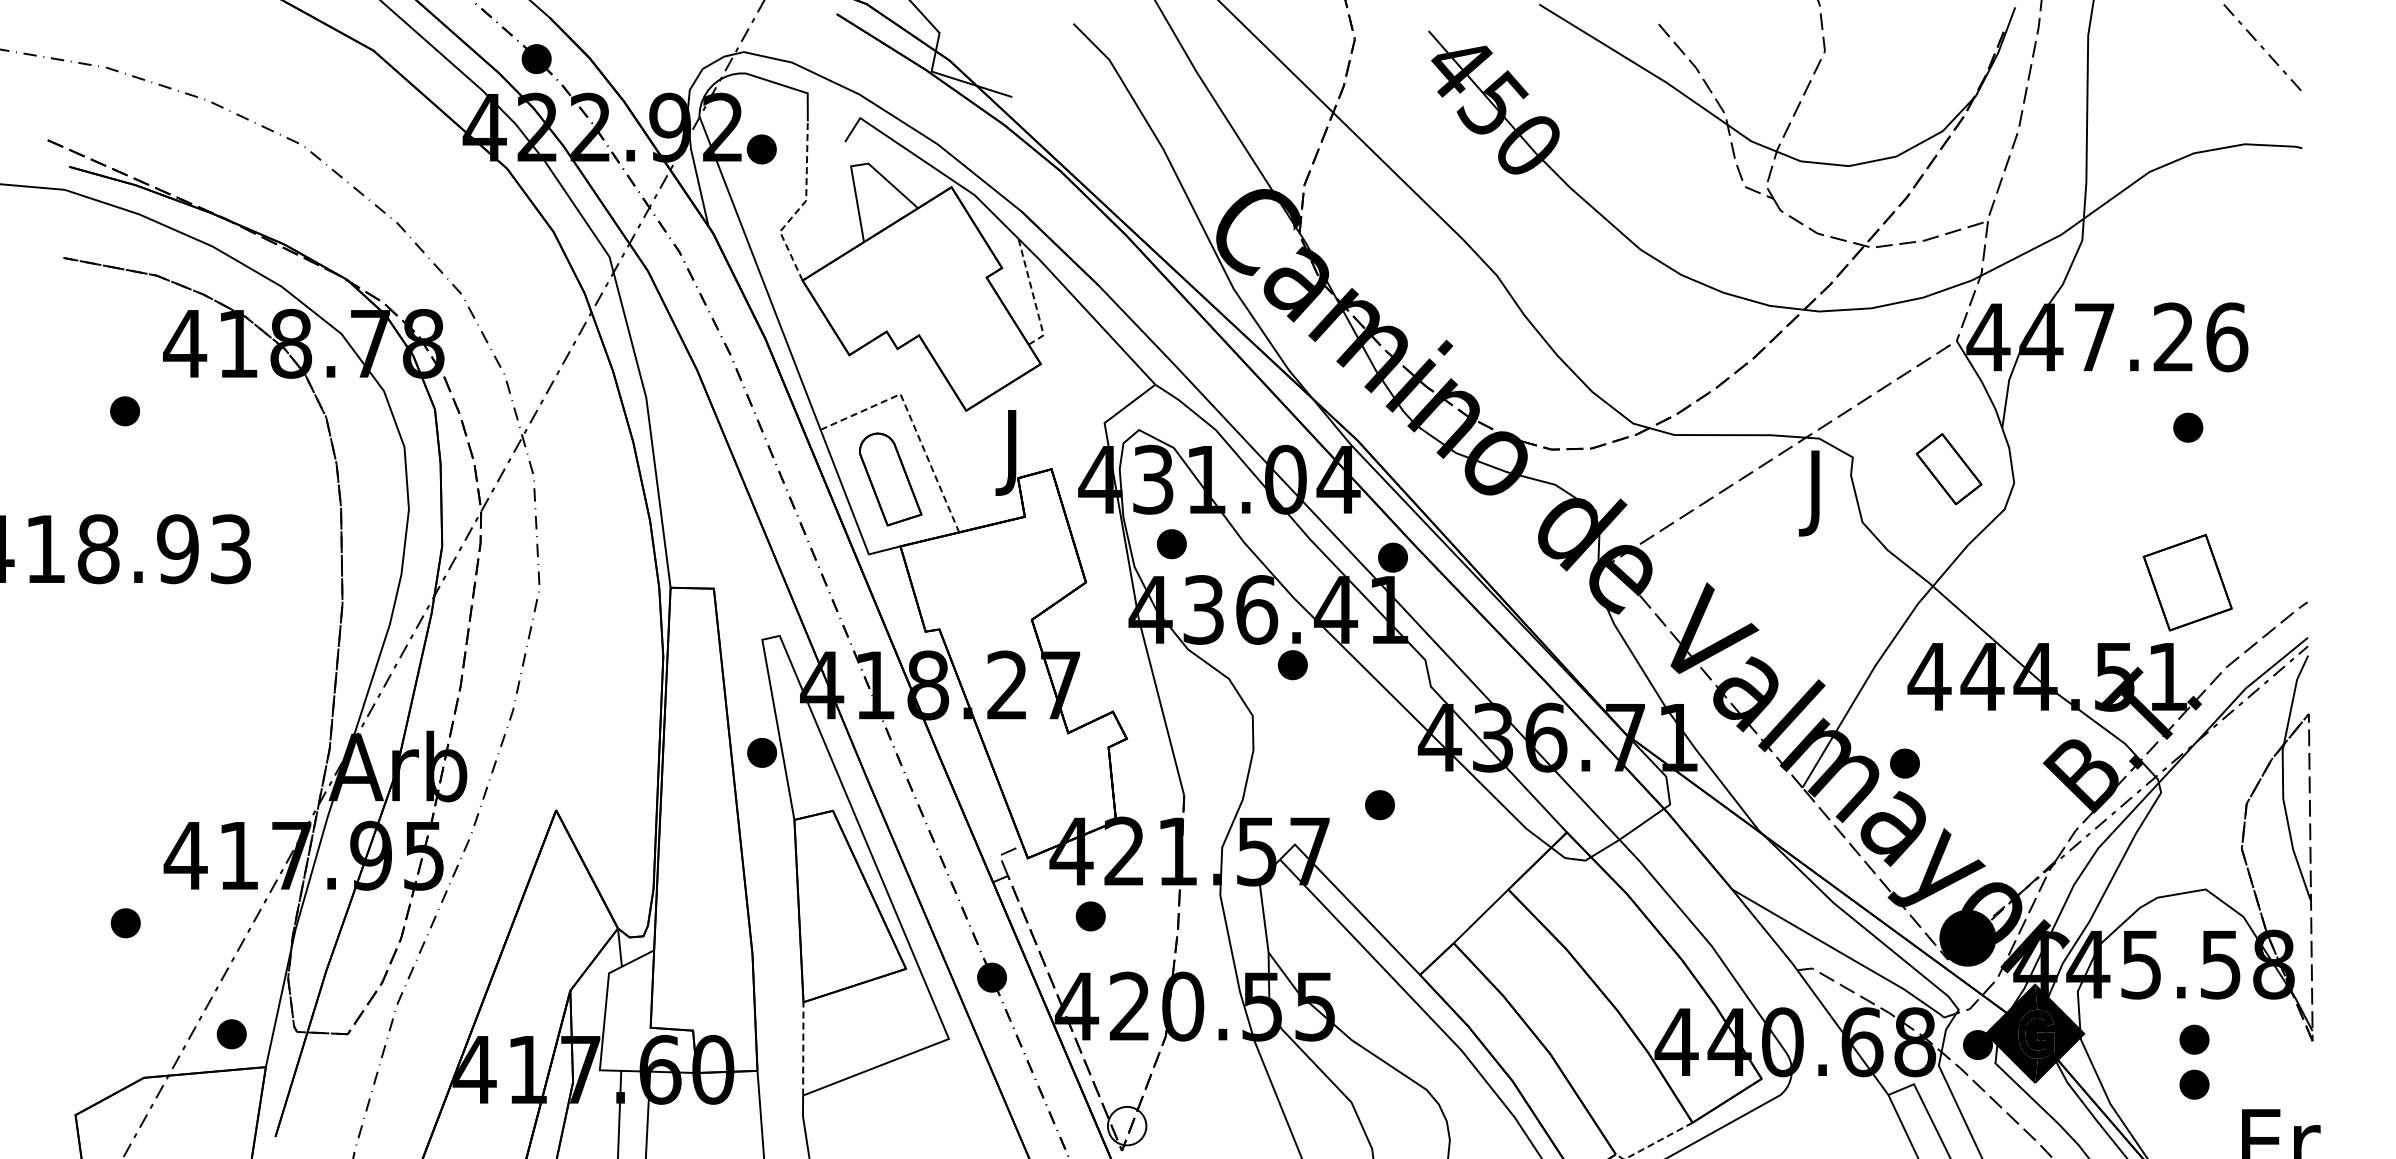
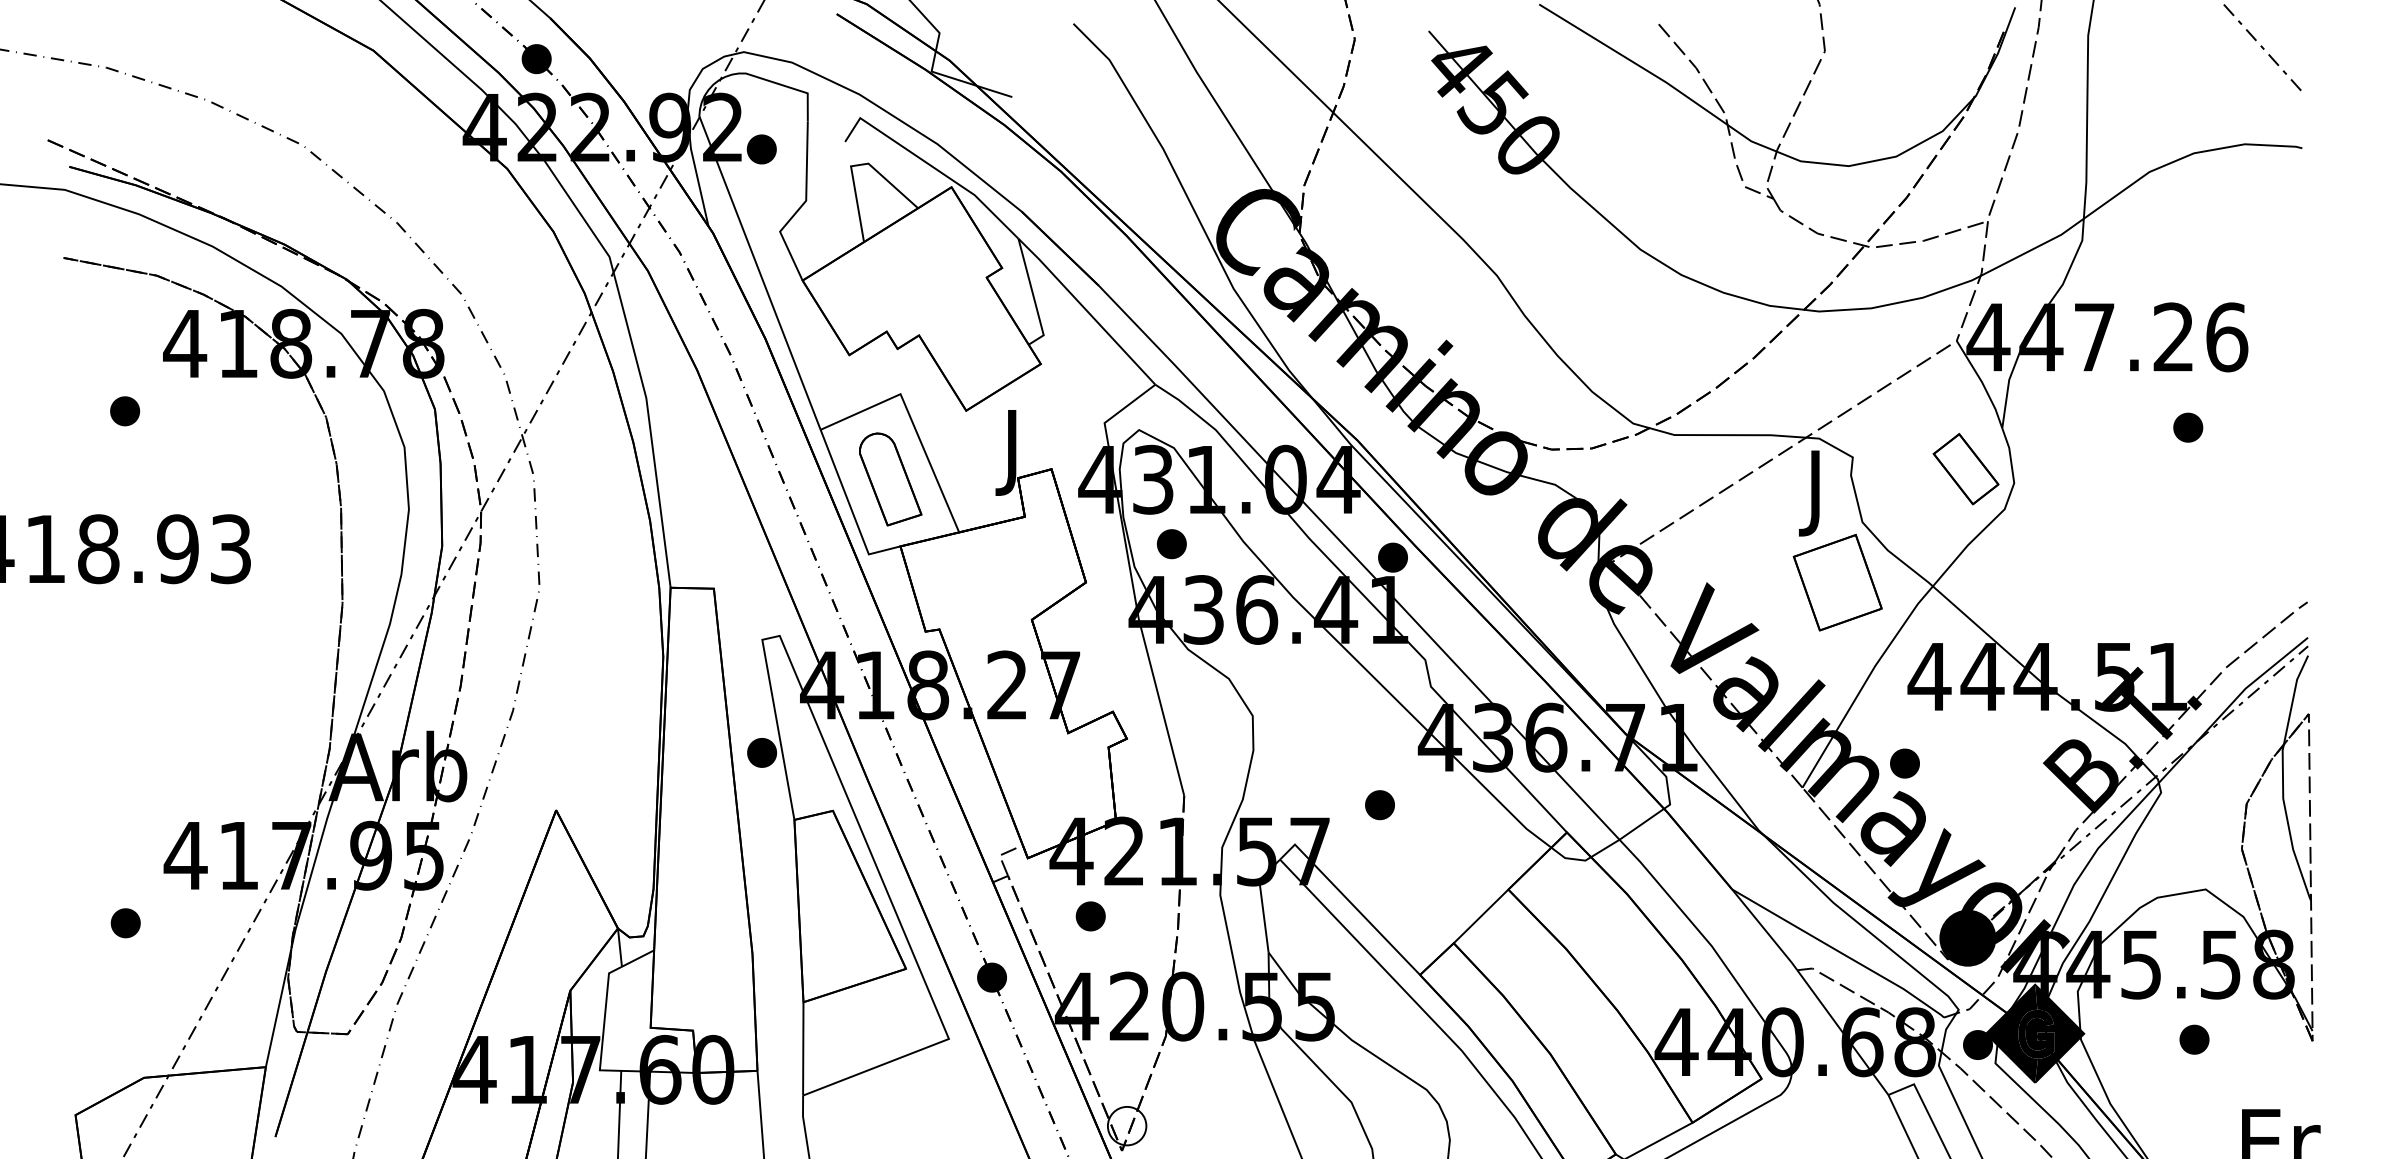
line: dashed -> solid (801, 206)
line: dashed -> solid (1033, 295)
line: dashed -> solid (912, 422)
part position: (1948, 469) -> (1965, 469) (1965, 469)
part position: (2187, 582) -> (1837, 582) (1837, 582)
part: present -> none (1292, 665)
part: present -> none (231, 1034)
line: dashed -> solid (803, 1048)
part: present -> none (2194, 1084)
line: dashed -> solid (1654, 1143)
